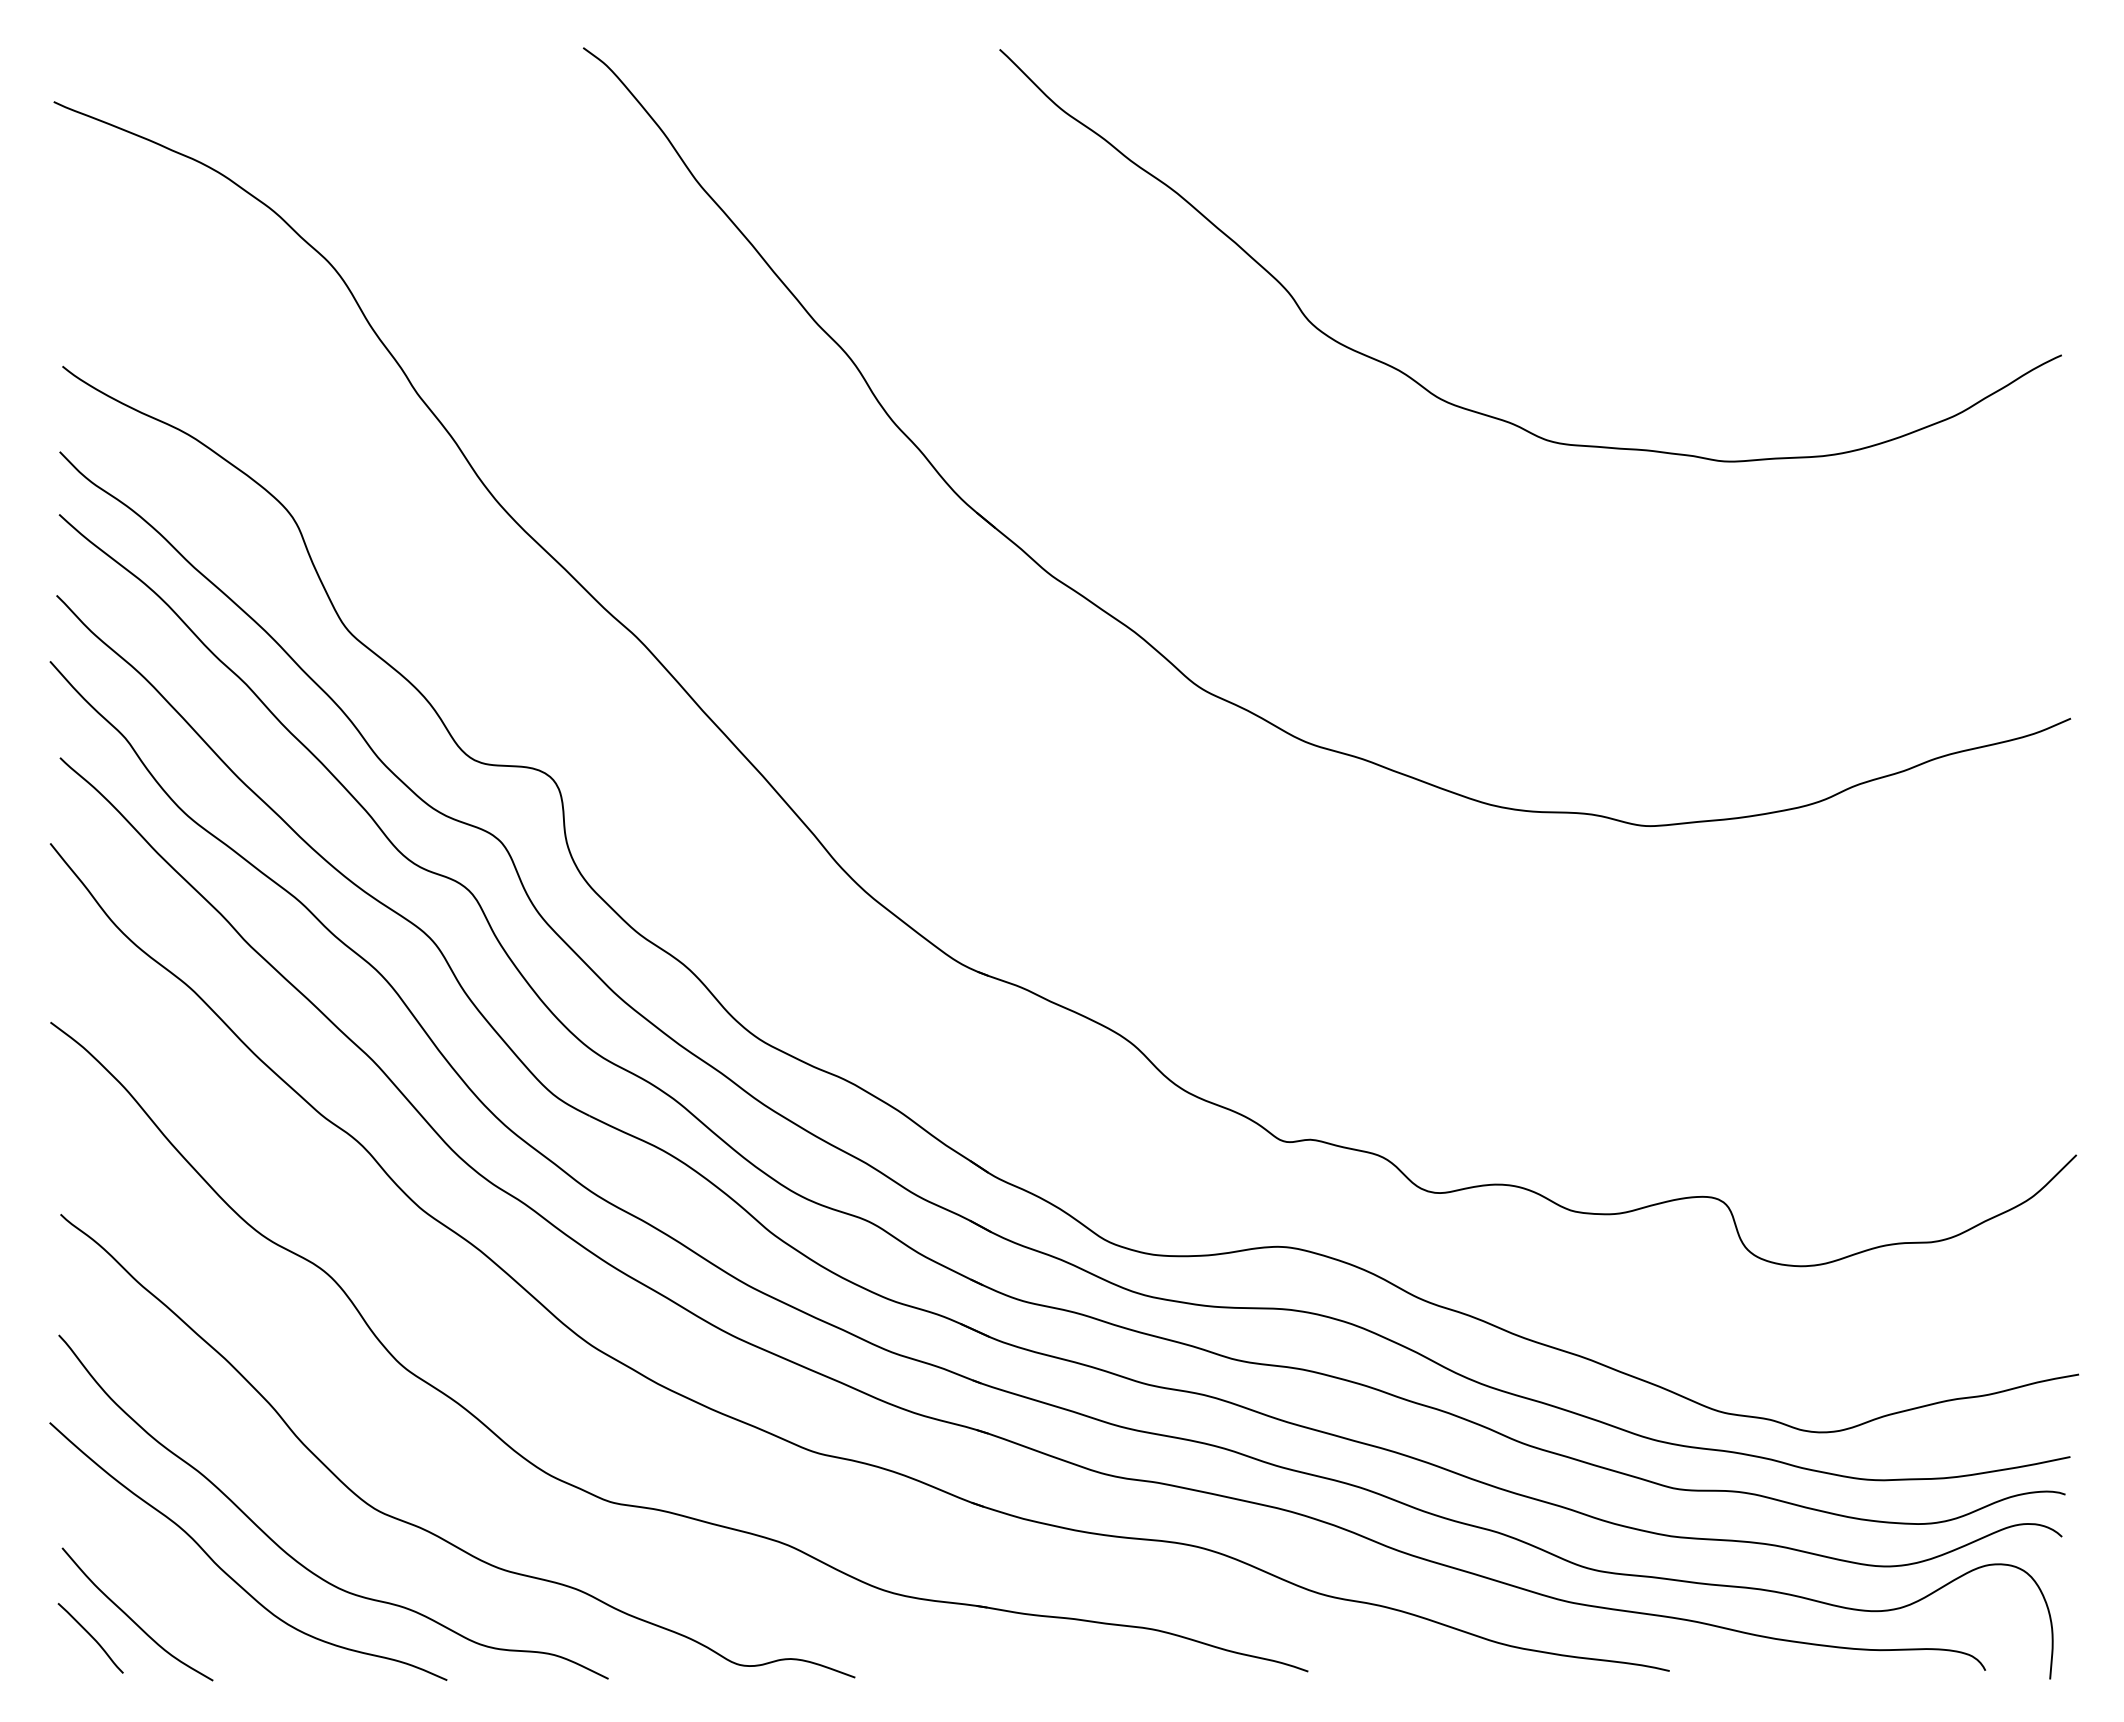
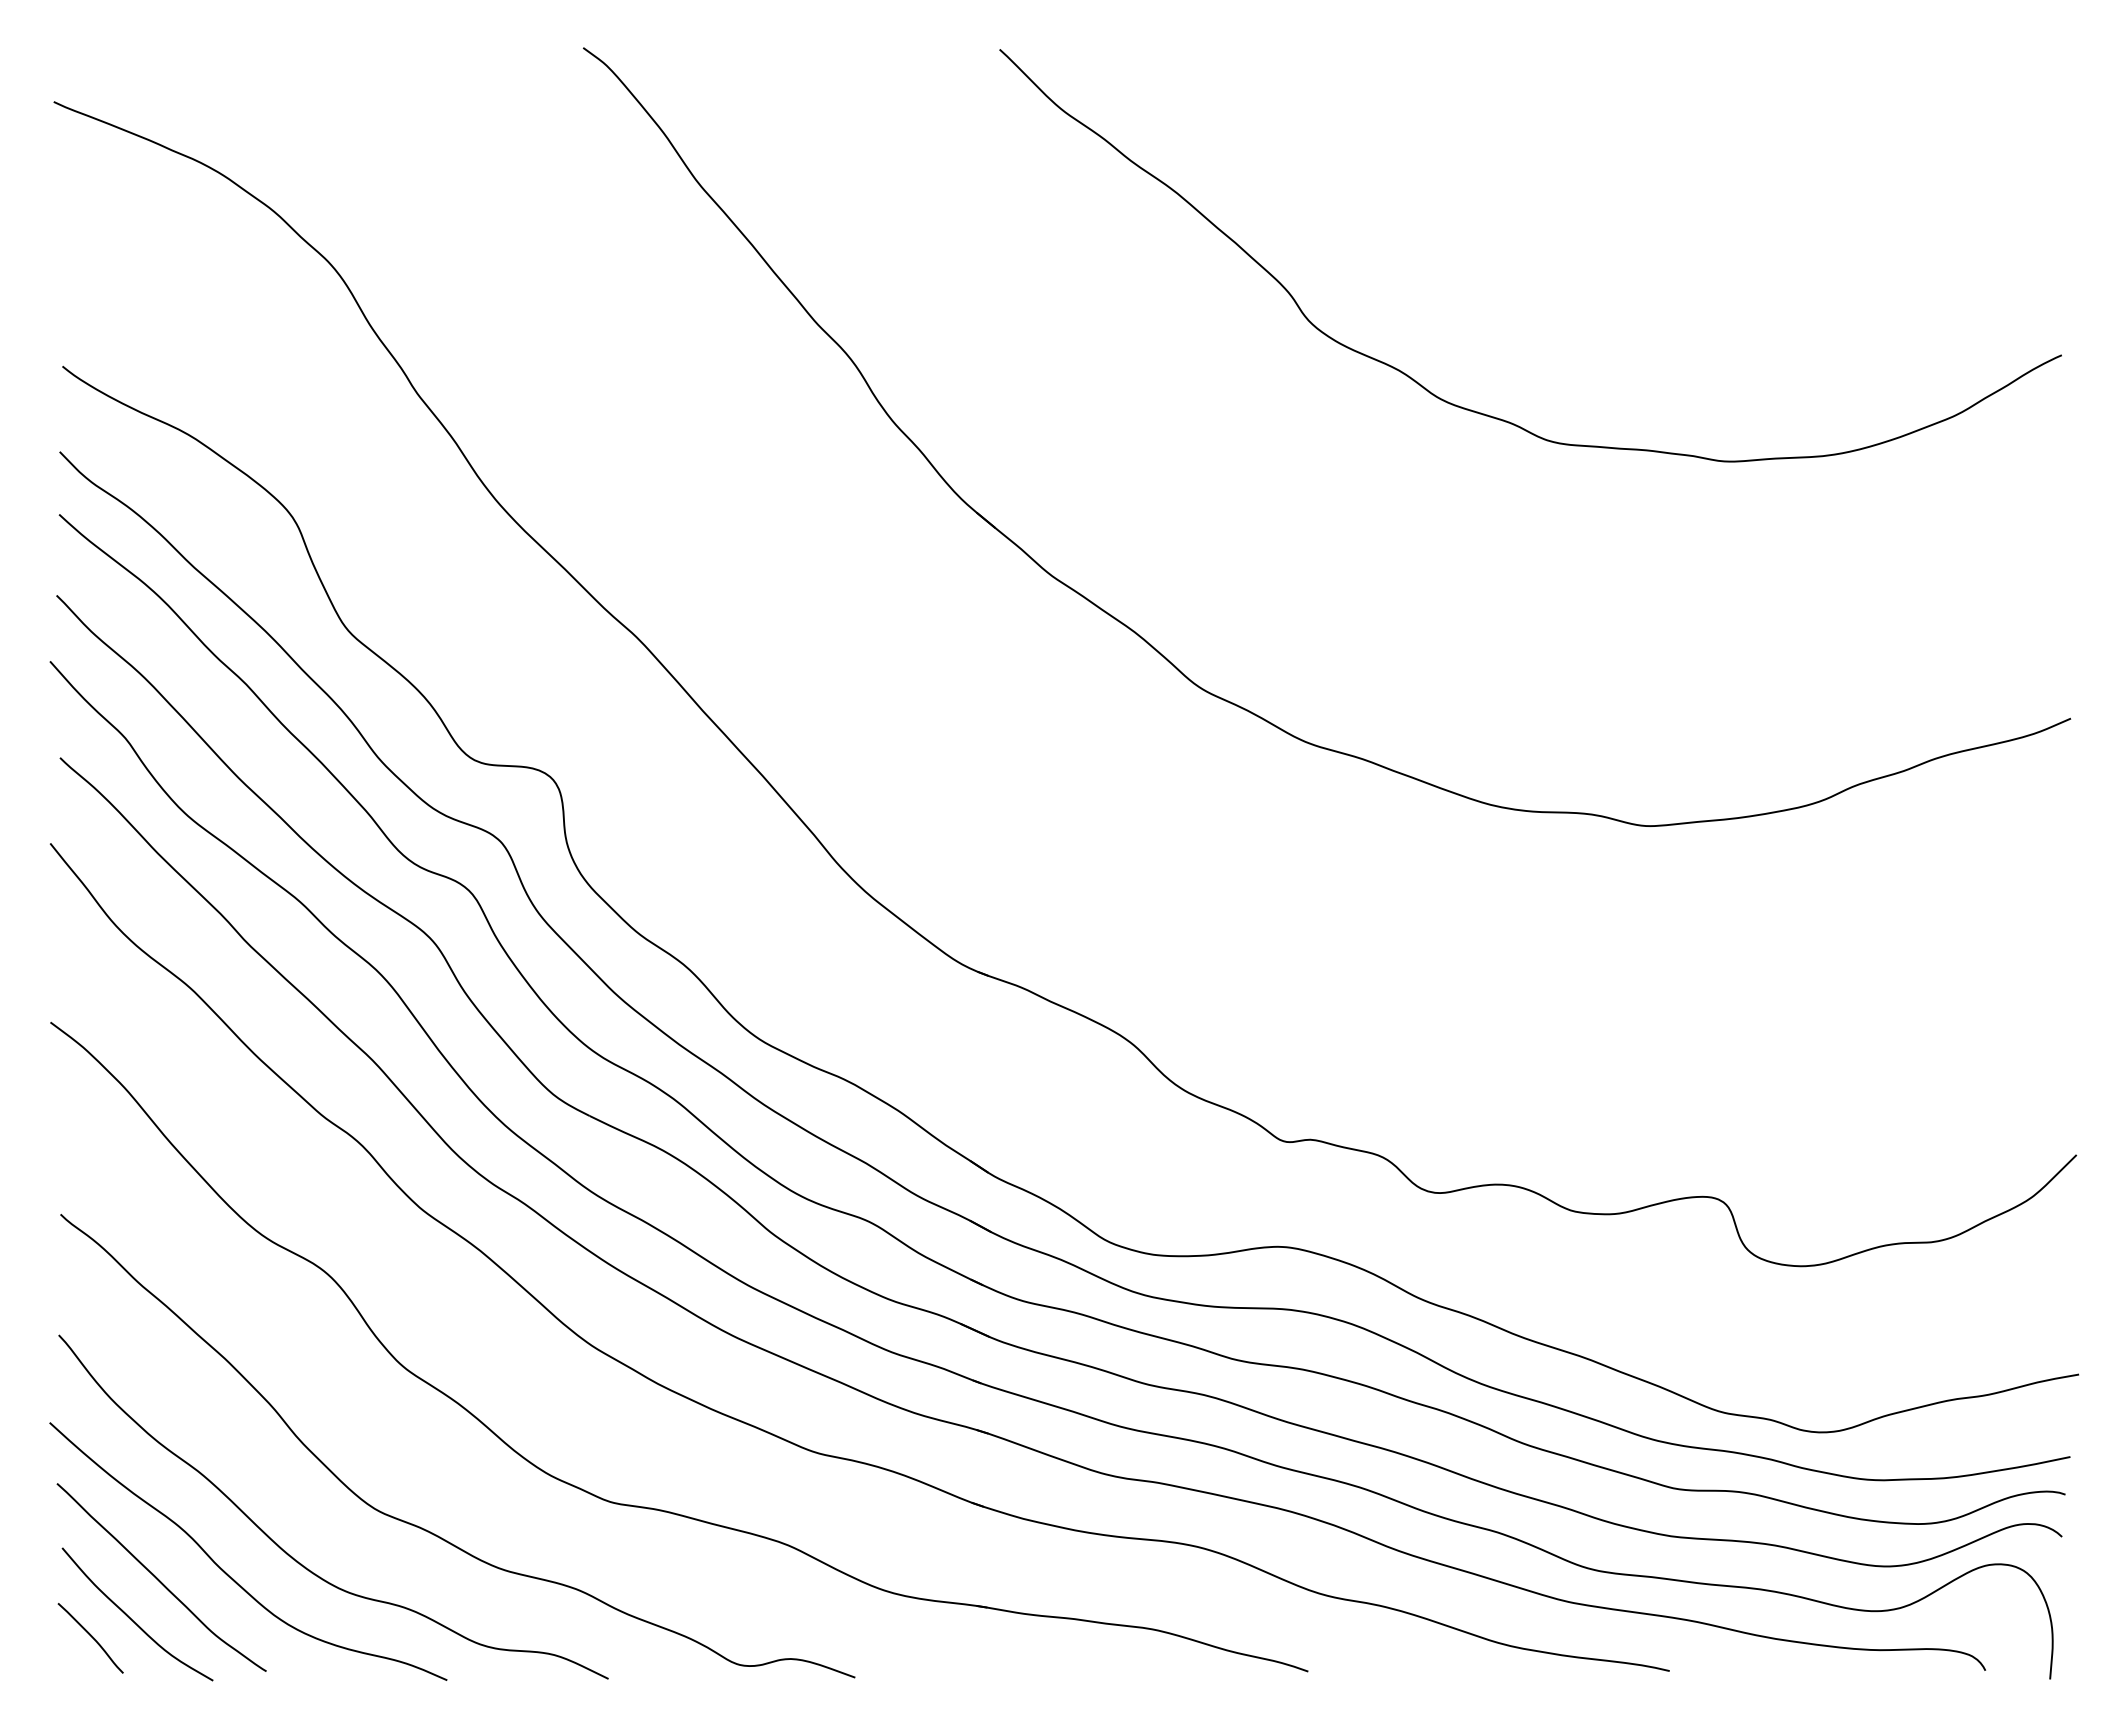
curve: none -> present (159, 1579)
